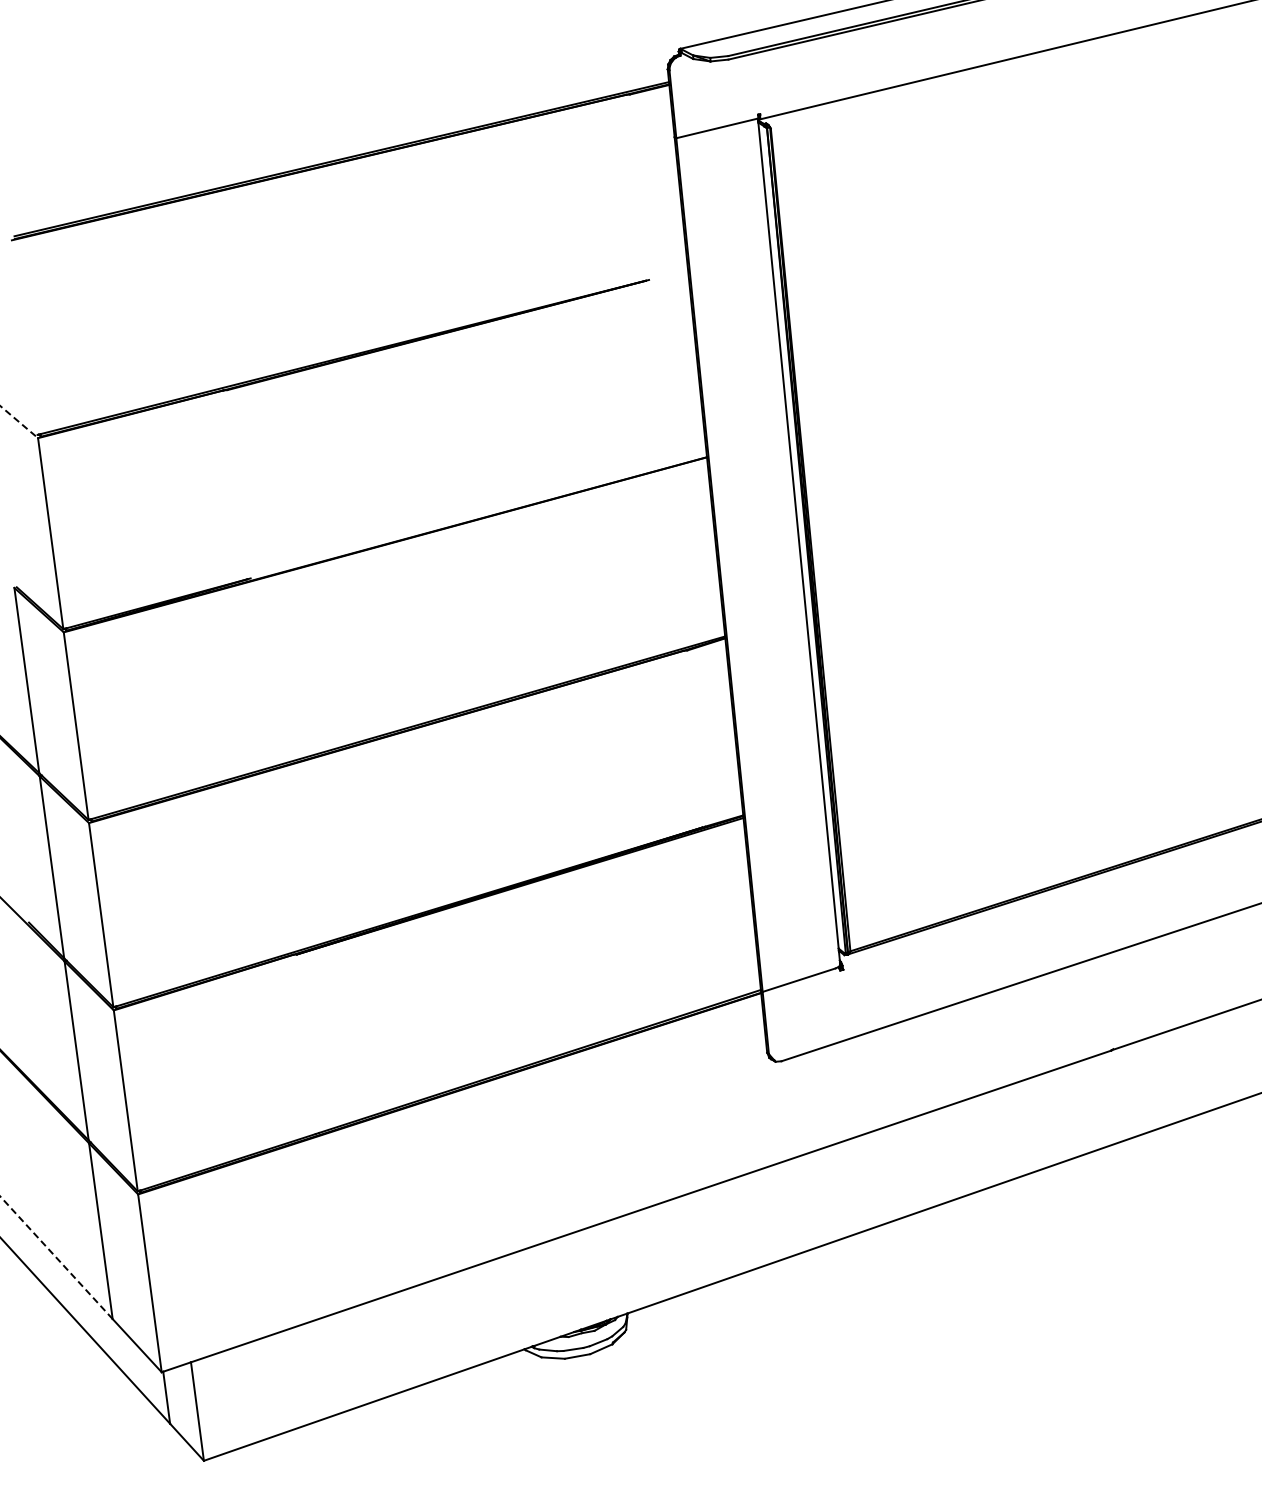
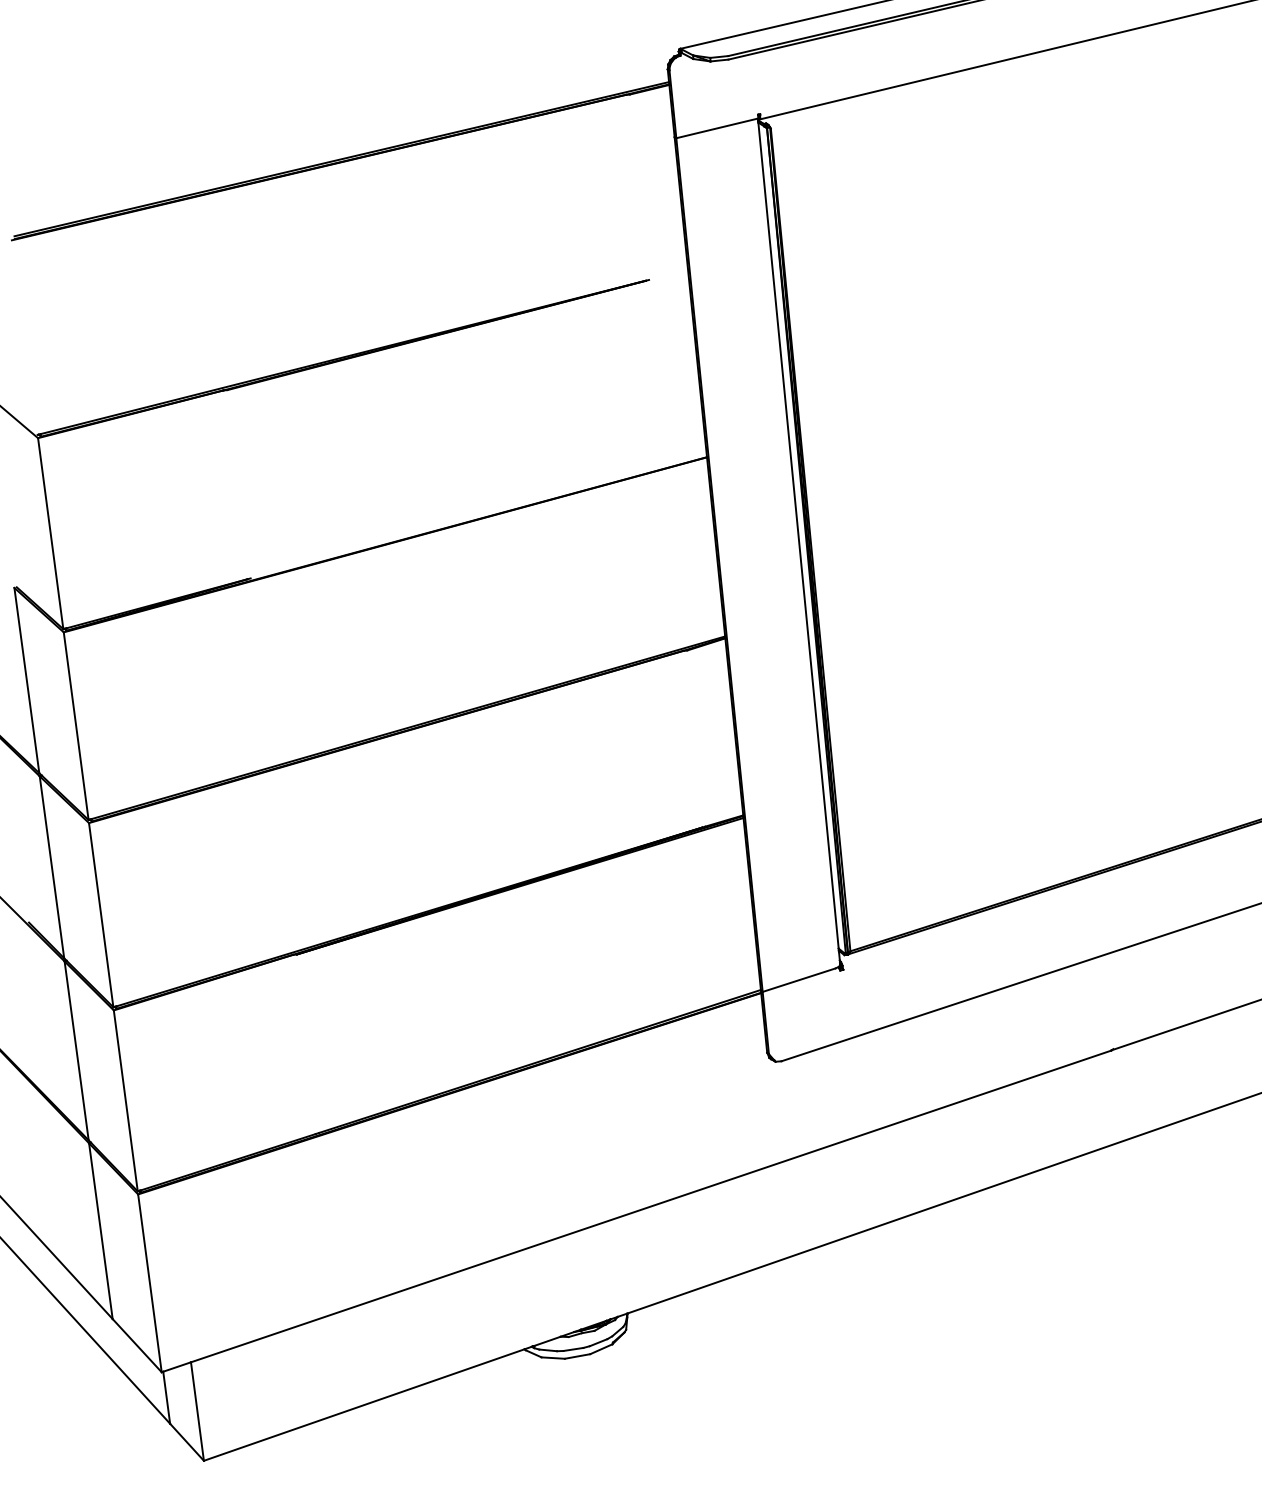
line: dashed -> solid (19, 421)
line: dashed -> solid (56, 1257)
